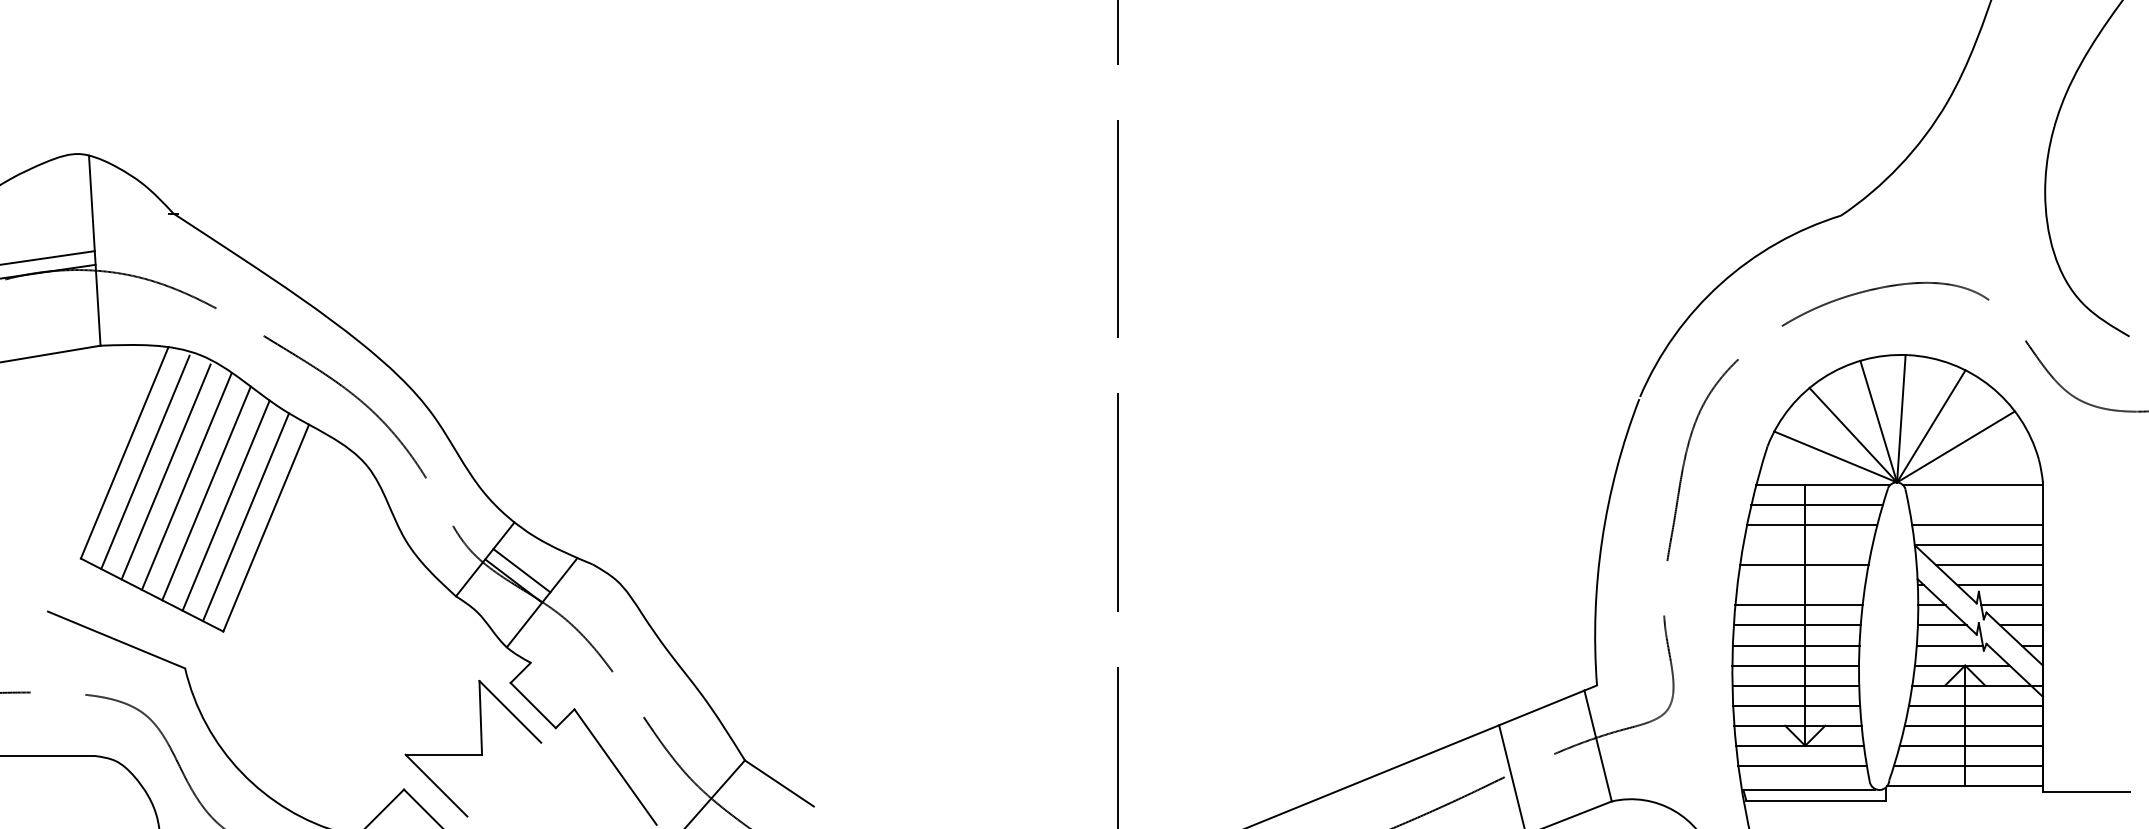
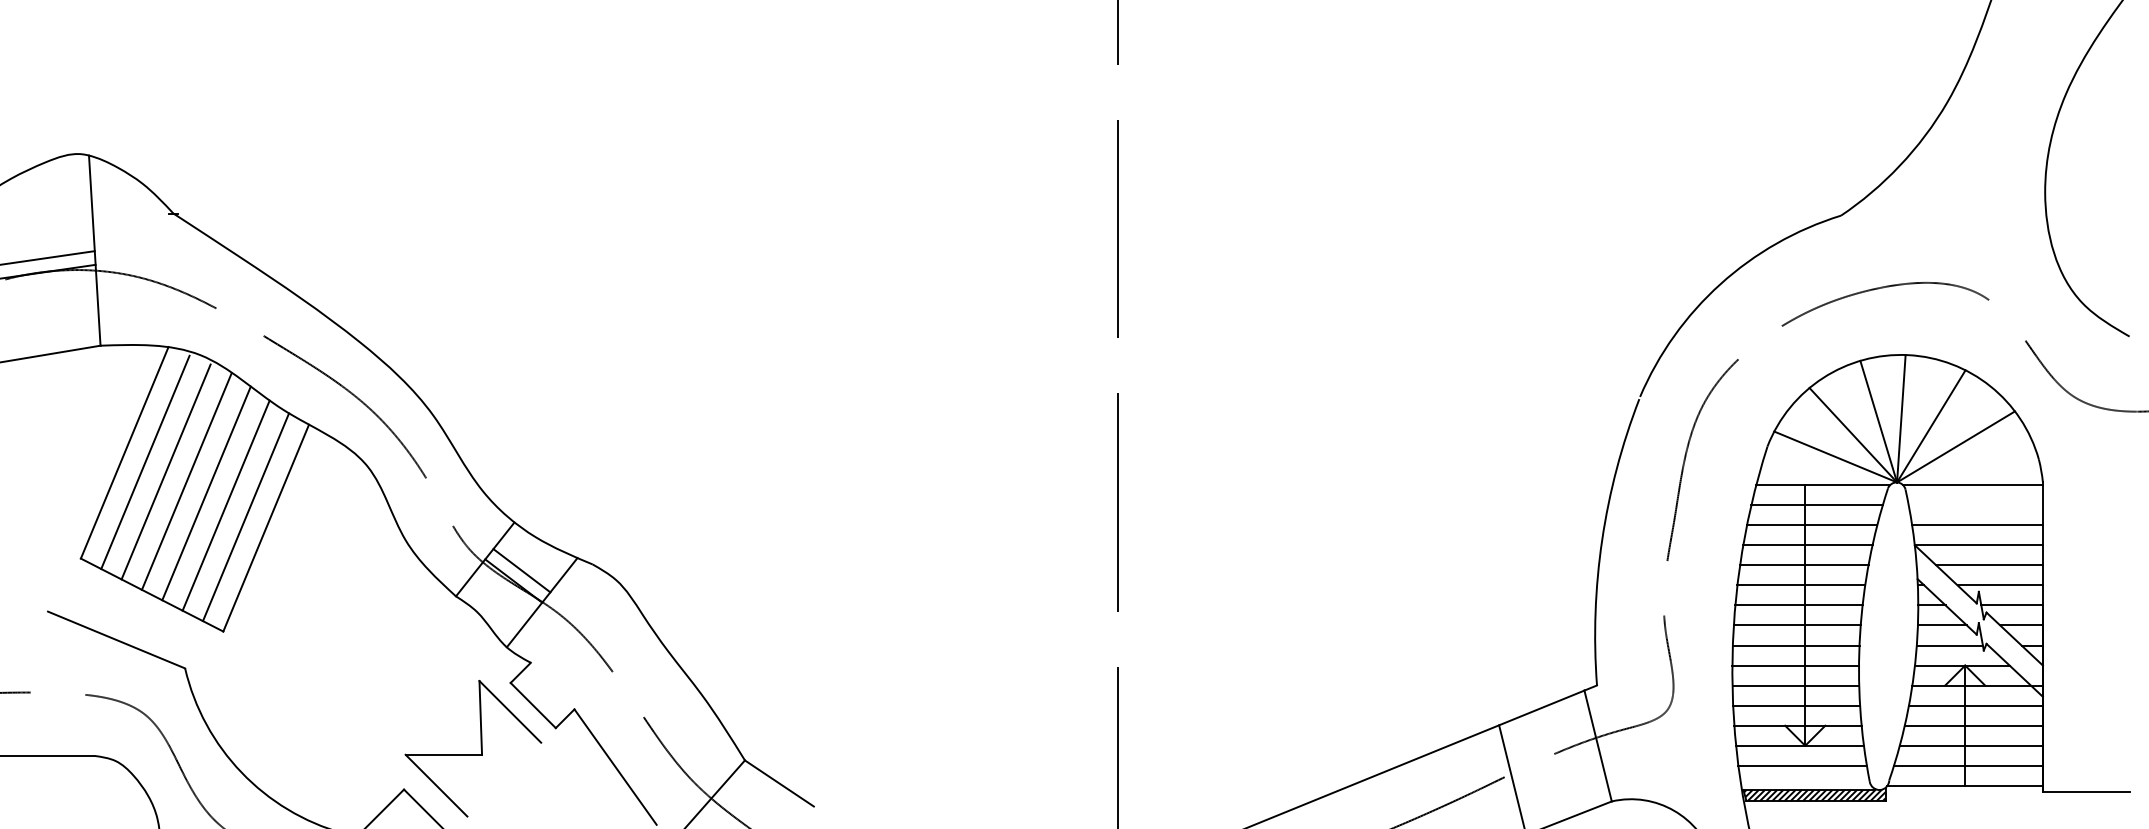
line: none -> present (1807, 545)
line: none -> present (1801, 585)
hatch: none -> present (1814, 794)
